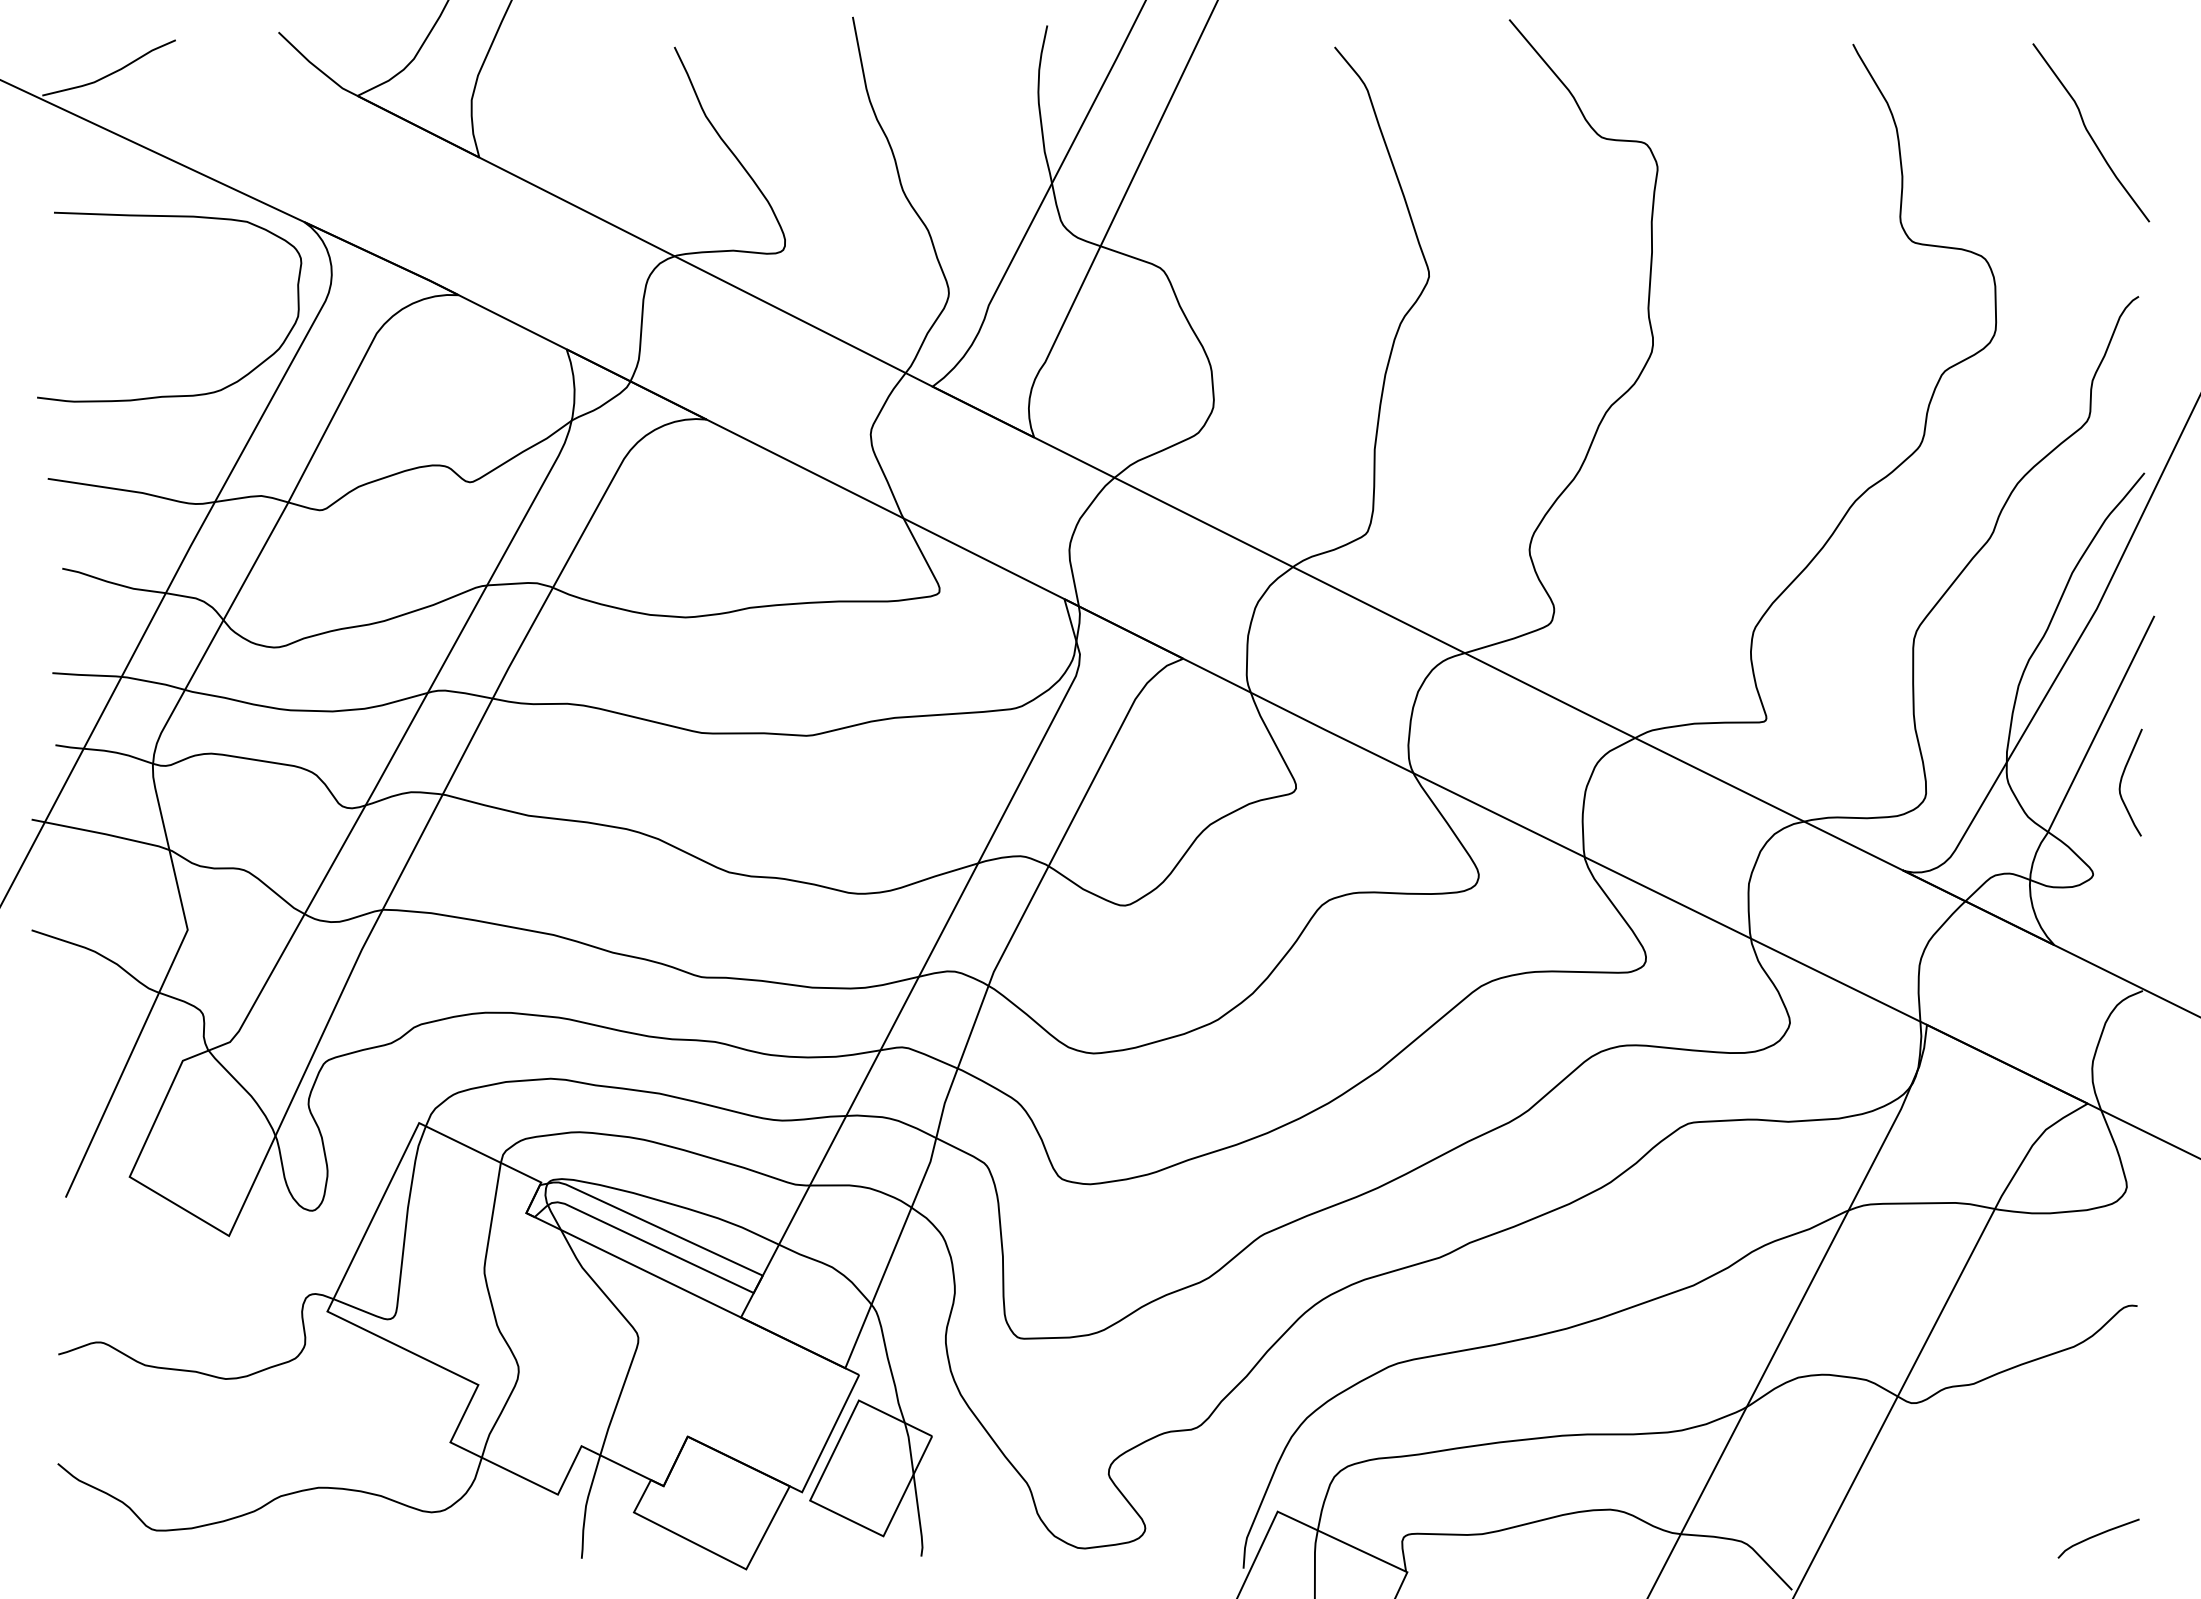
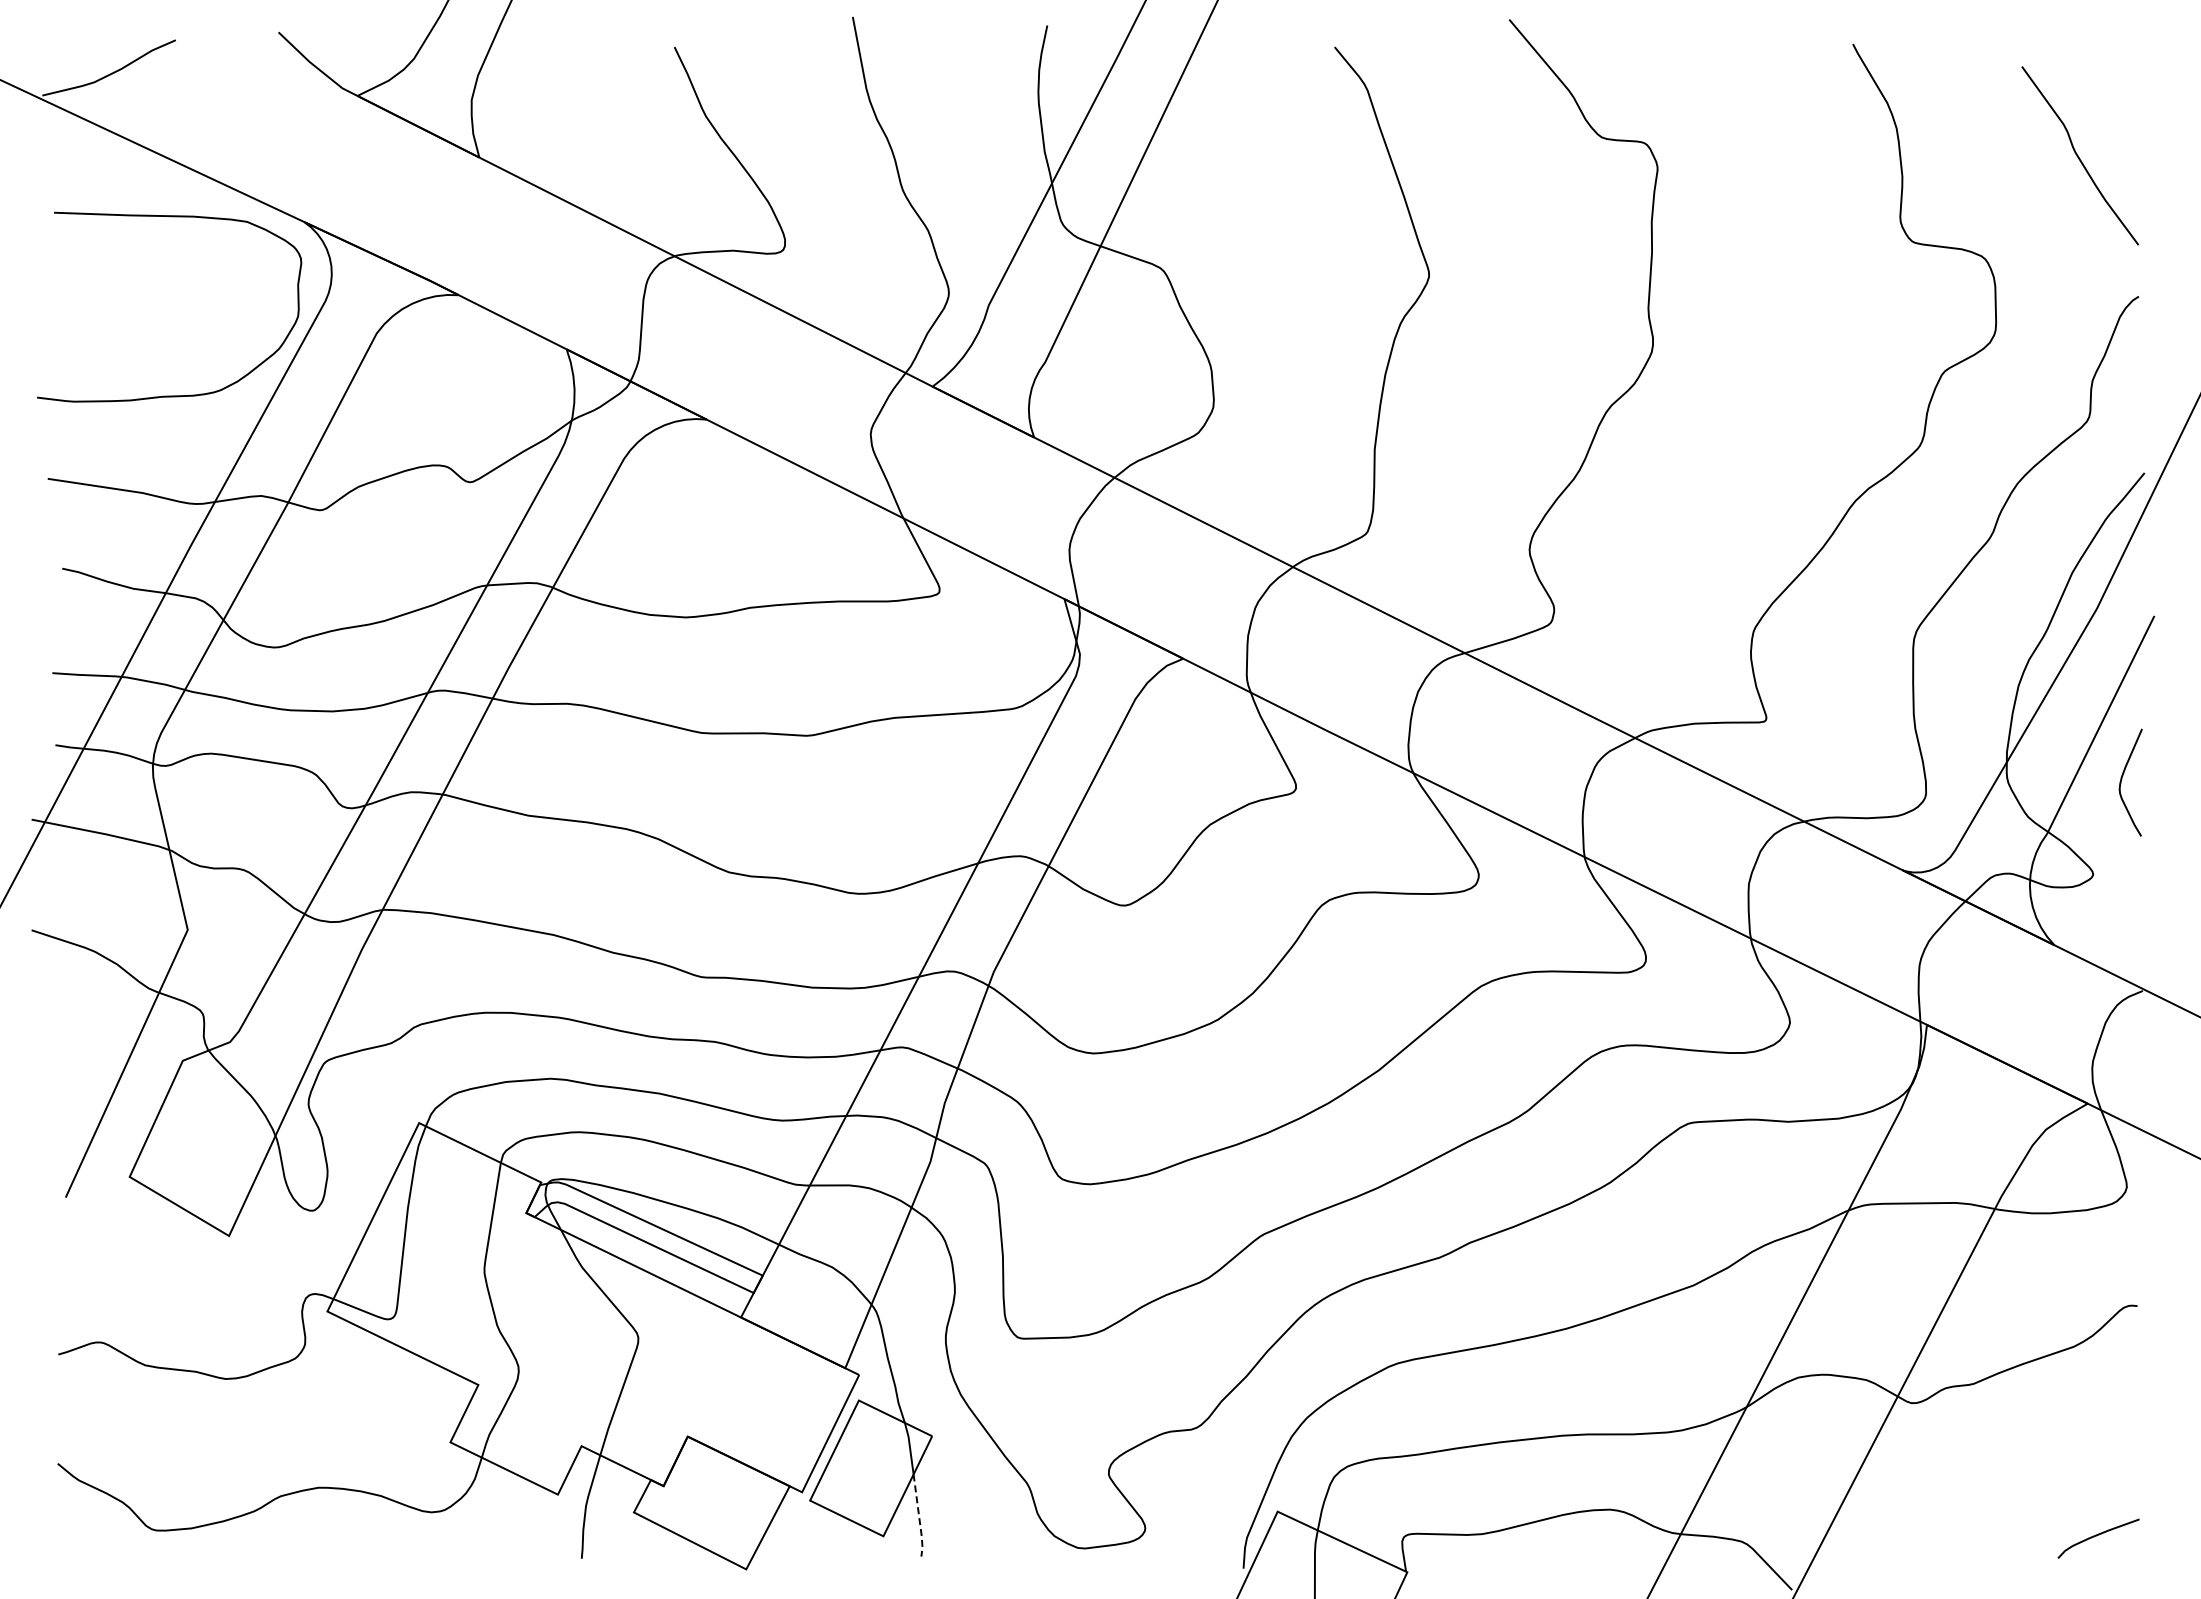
curve position: (2089, 132) -> (2078, 155) (2078, 155)
line: solid -> dashed (919, 1517)
